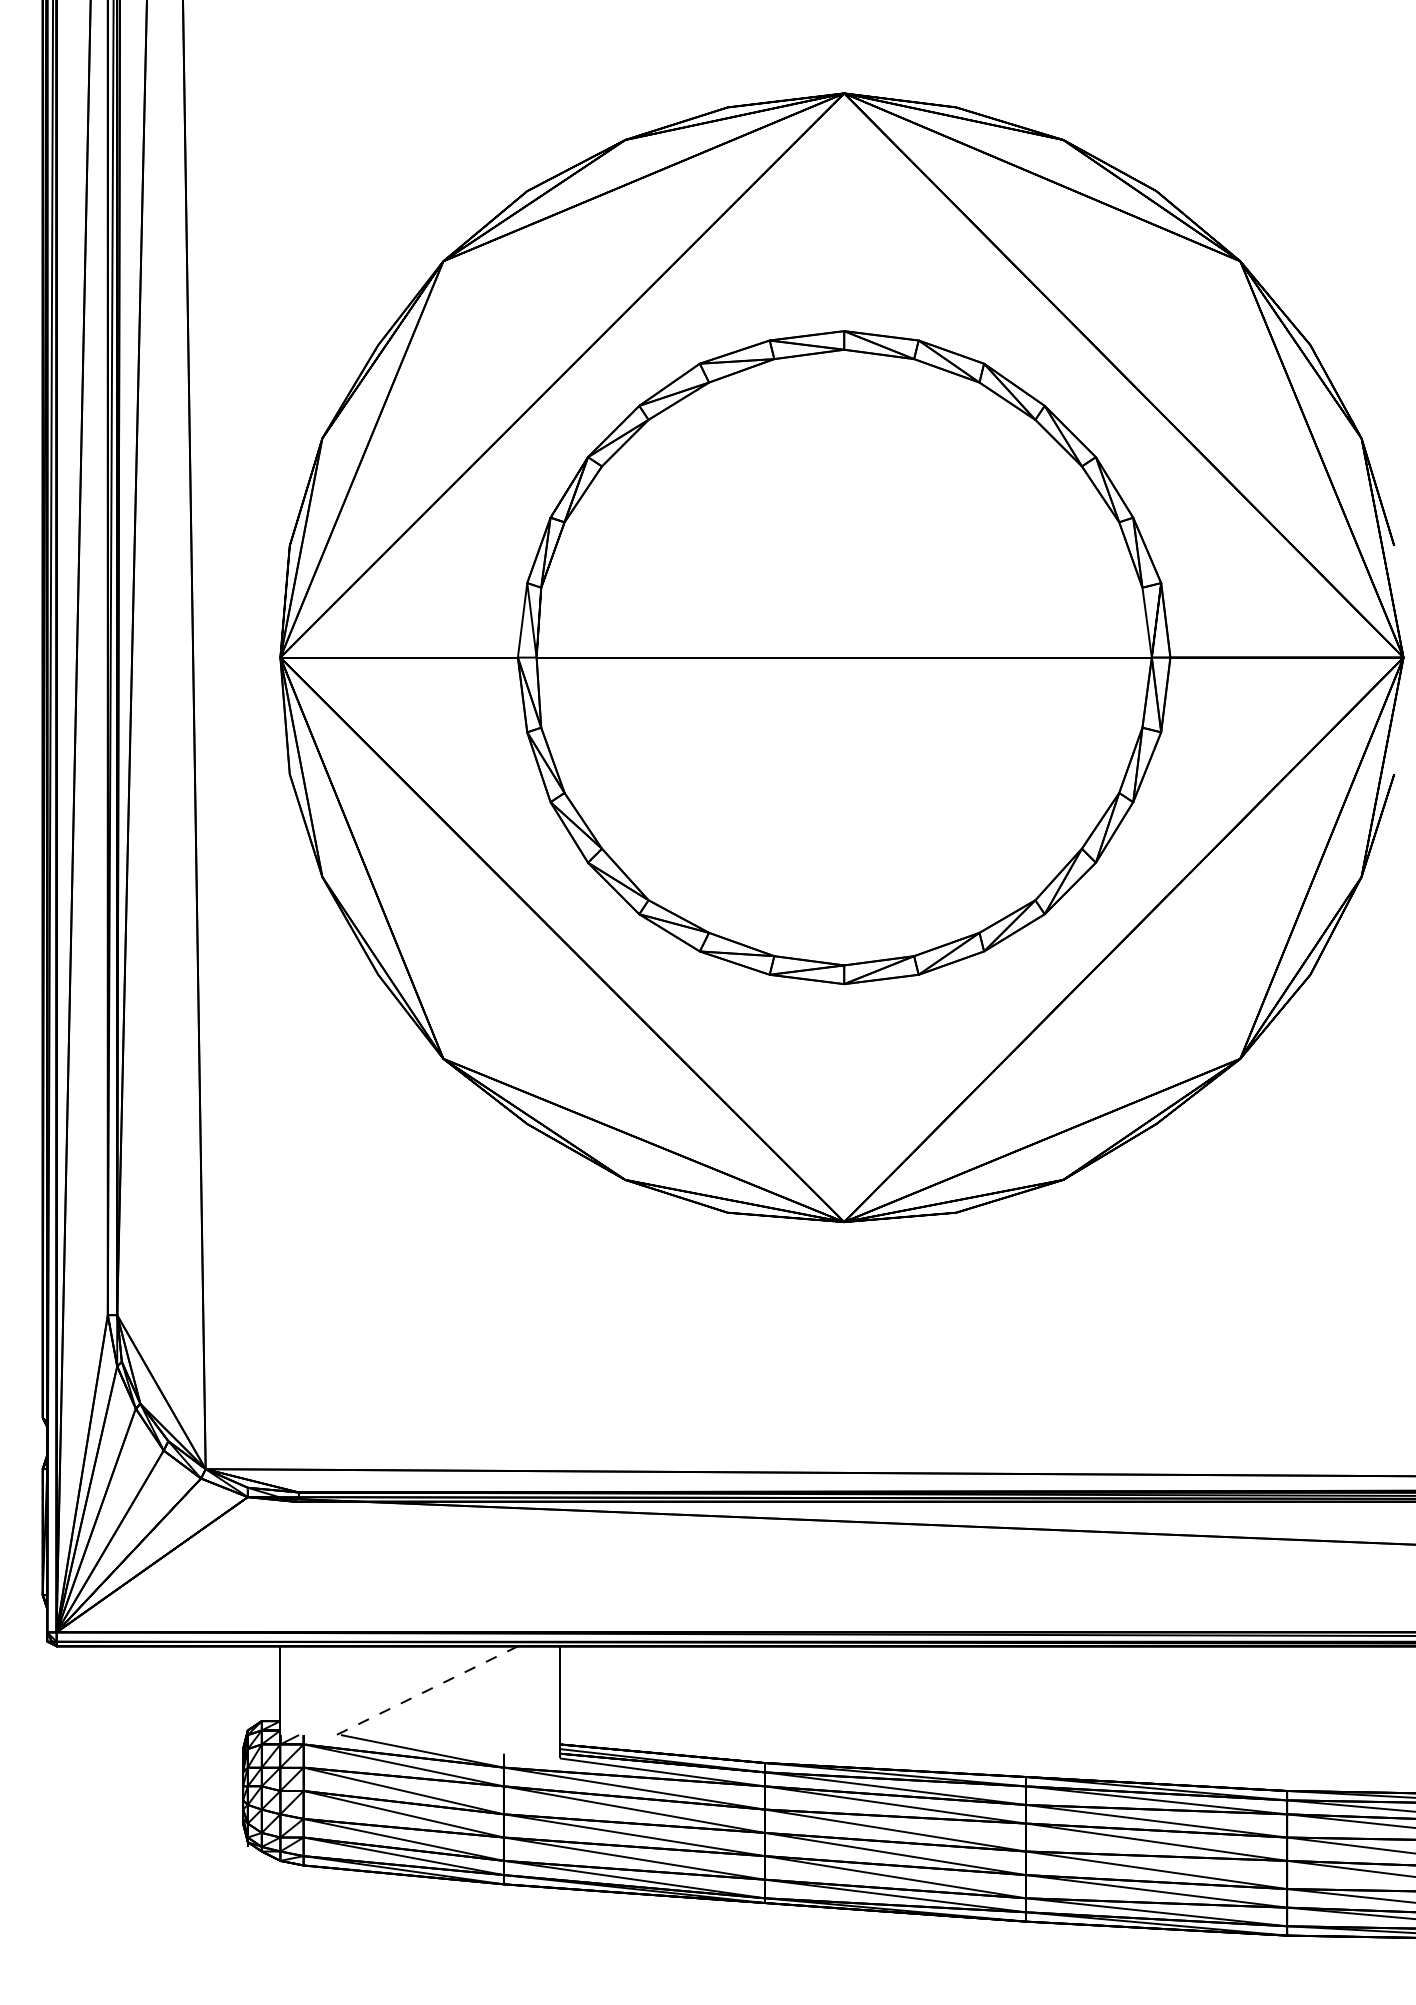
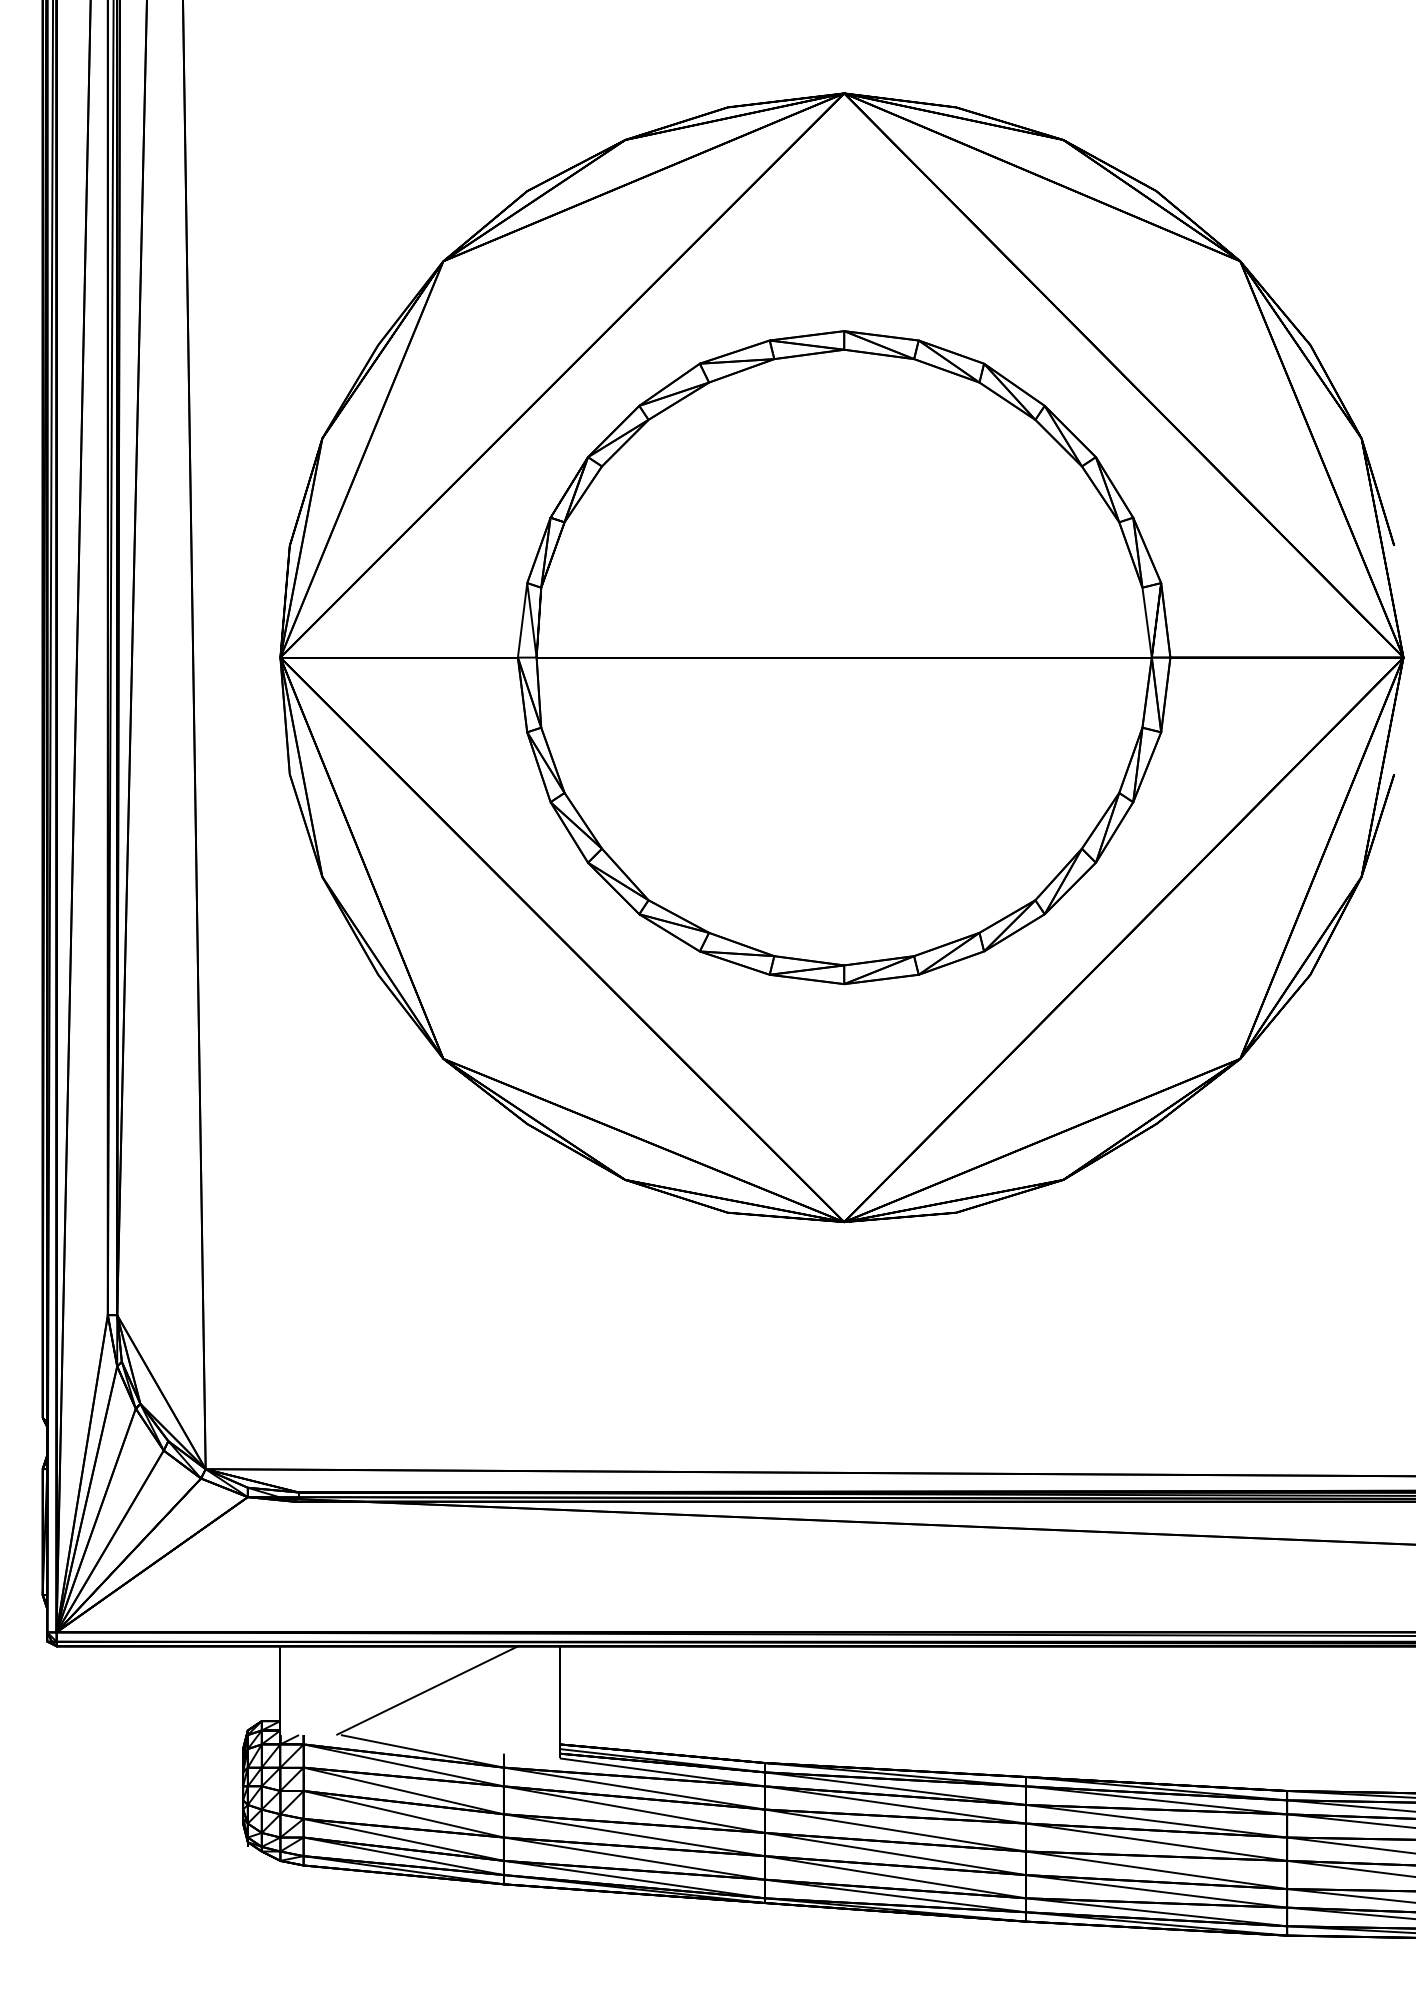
line: dashed -> solid (426, 1690)
